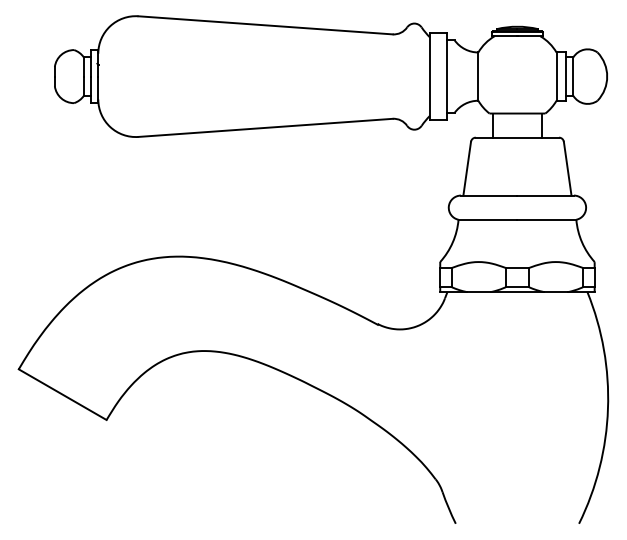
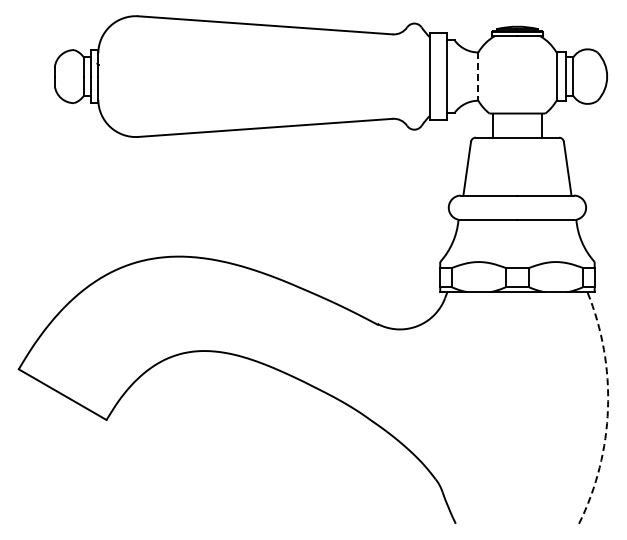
line: solid -> dashed (478, 77)
arc: solid -> dashed (608, 408)
